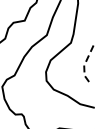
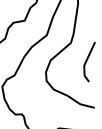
line: dashed -> solid (85, 62)
